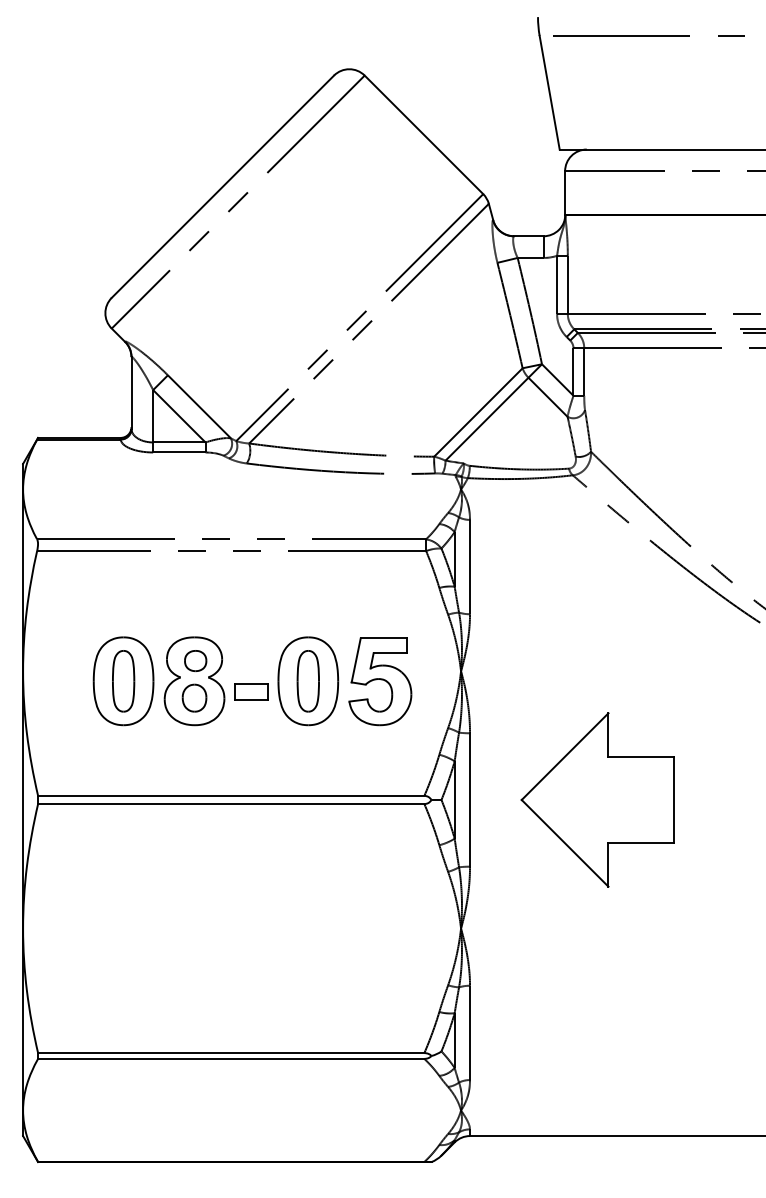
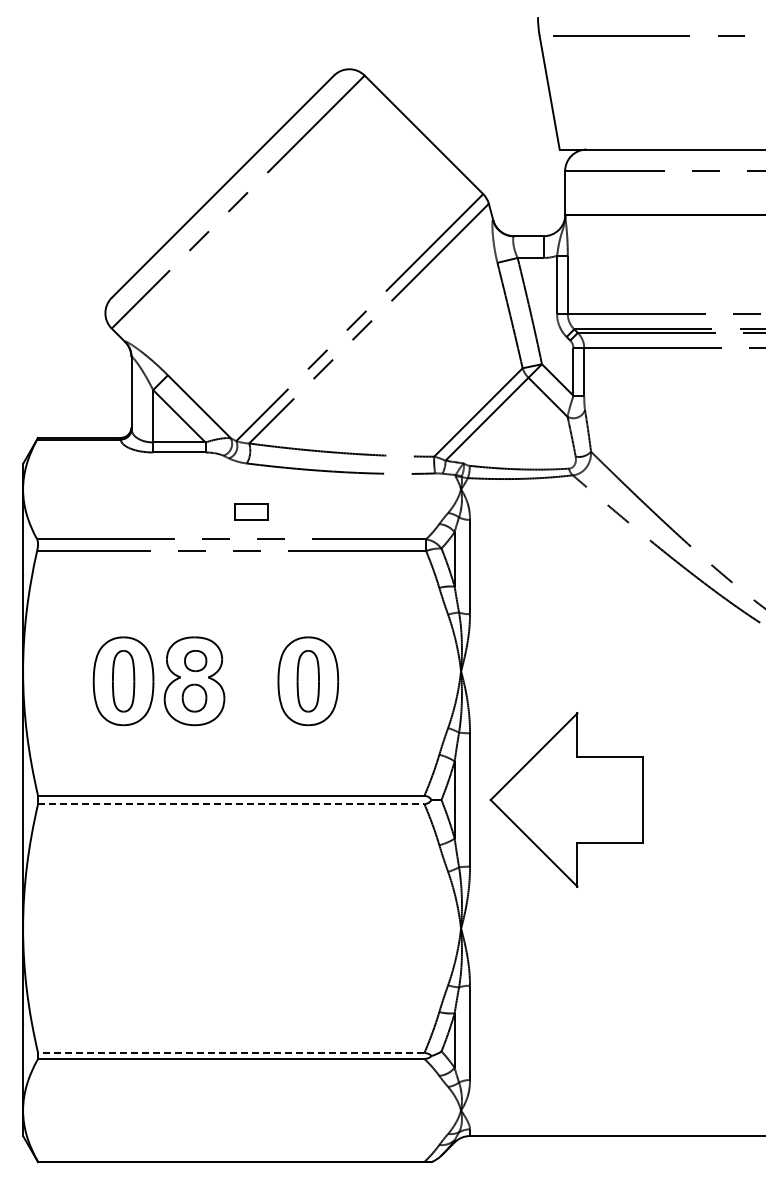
part: present -> none (380, 681)
part position: (251, 691) -> (251, 511) (251, 511)
part position: (597, 799) -> (566, 799) (566, 799)
line: solid -> dashed (231, 804)
line: solid -> dashed (230, 1053)
